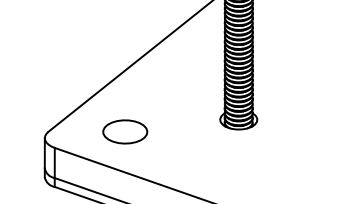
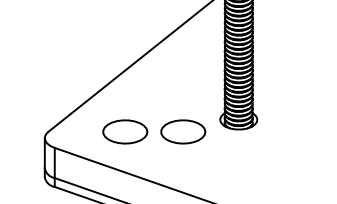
part: none -> present (183, 131)
